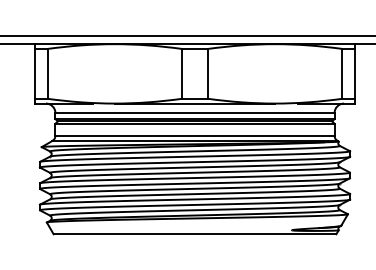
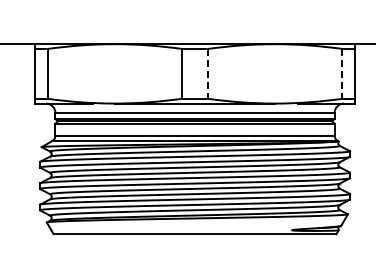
line: present -> none (187, 35)
line: solid -> dashed (207, 73)
line: solid -> dashed (342, 73)
